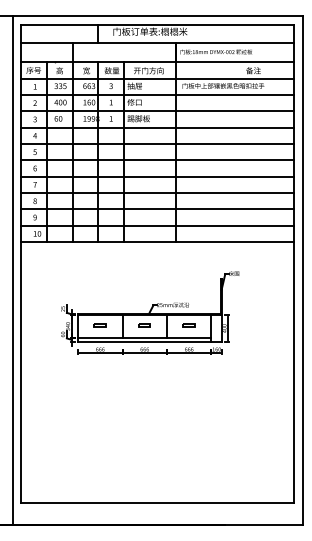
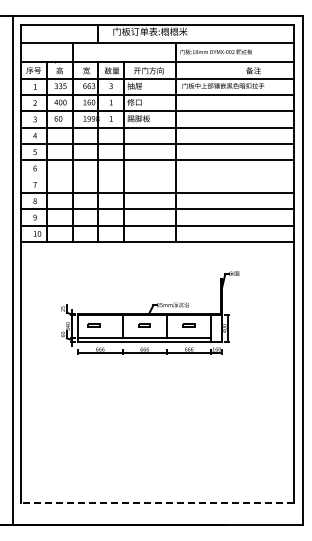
line: present -> none (157, 176)
part position: (99, 325) -> (93, 325) (93, 325)
line: solid -> dashed (157, 503)
